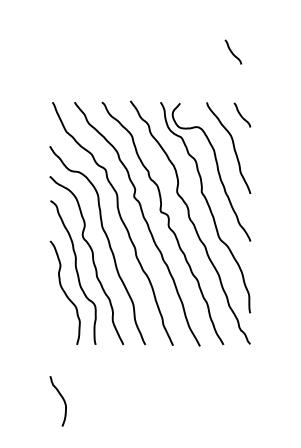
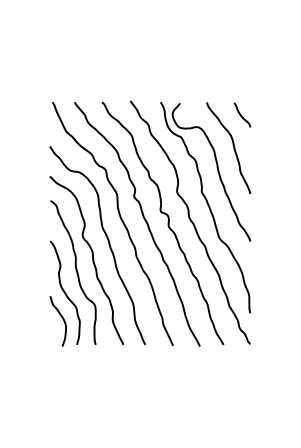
curve: present -> none (232, 51)
curve position: (62, 399) -> (62, 319) (62, 319)
